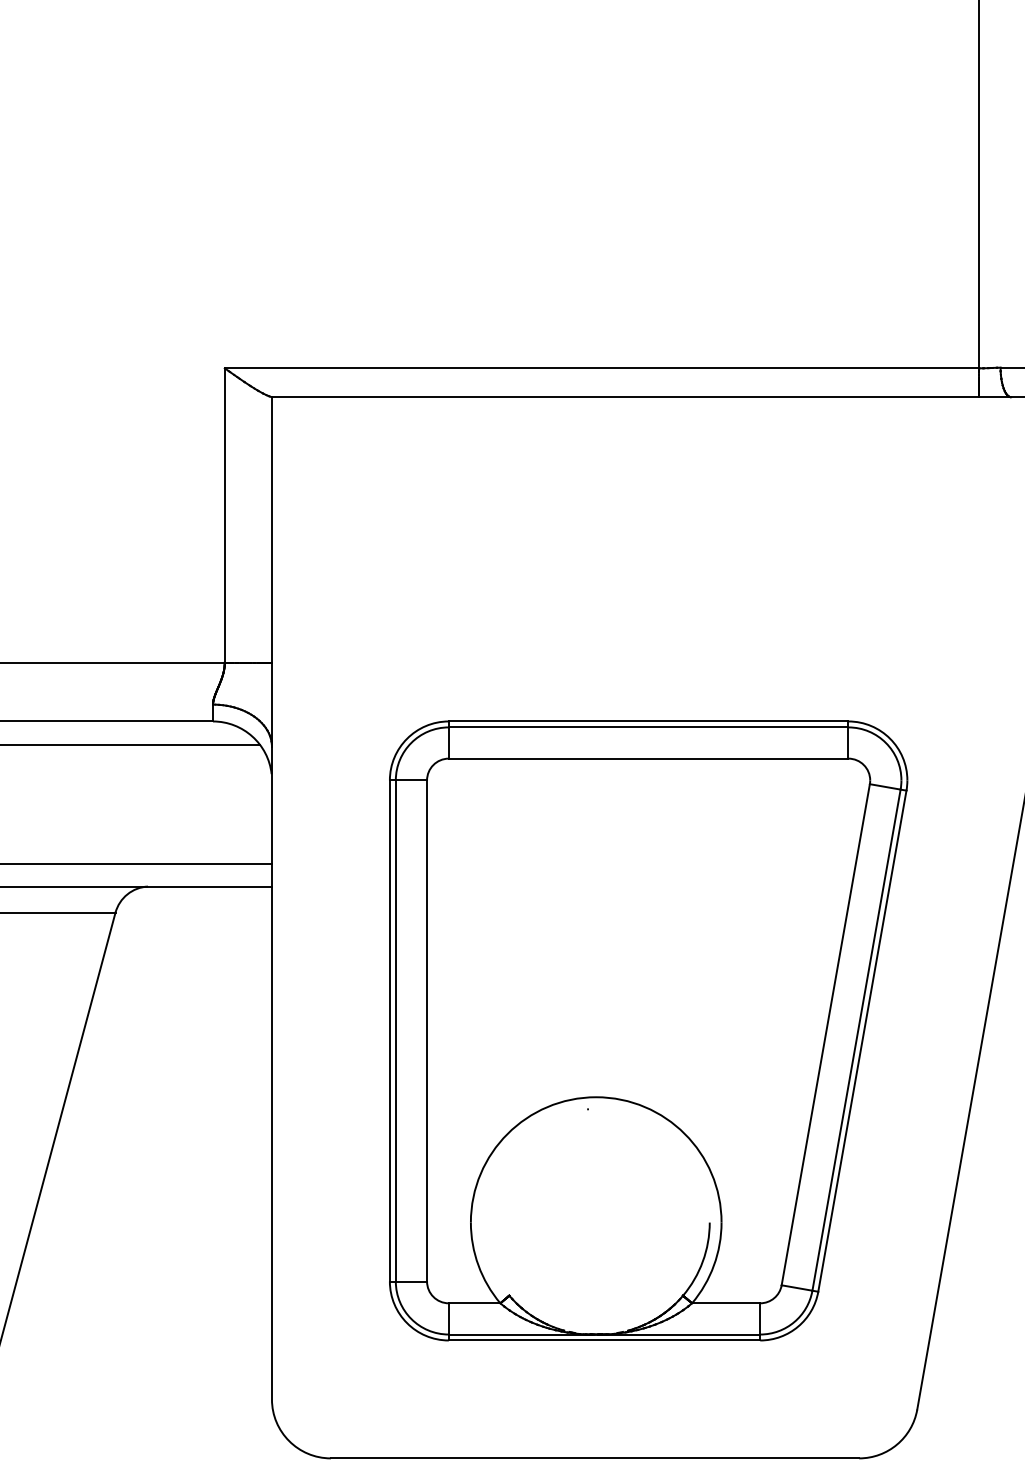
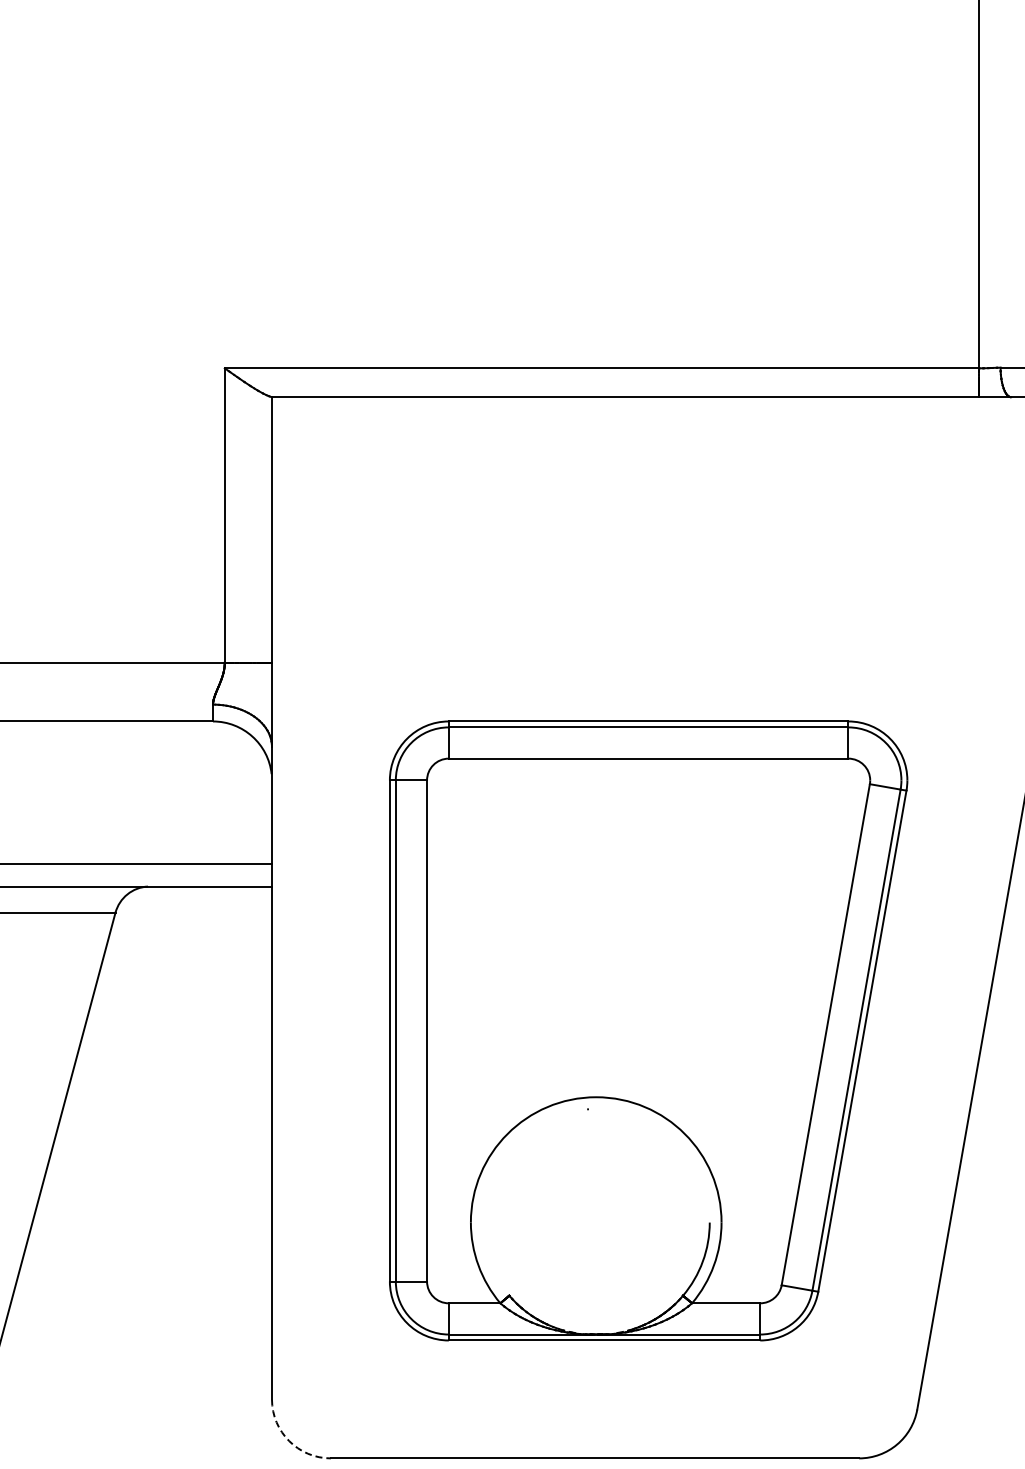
line: present -> none (131, 745)
arc: solid -> dashed (289, 1441)
